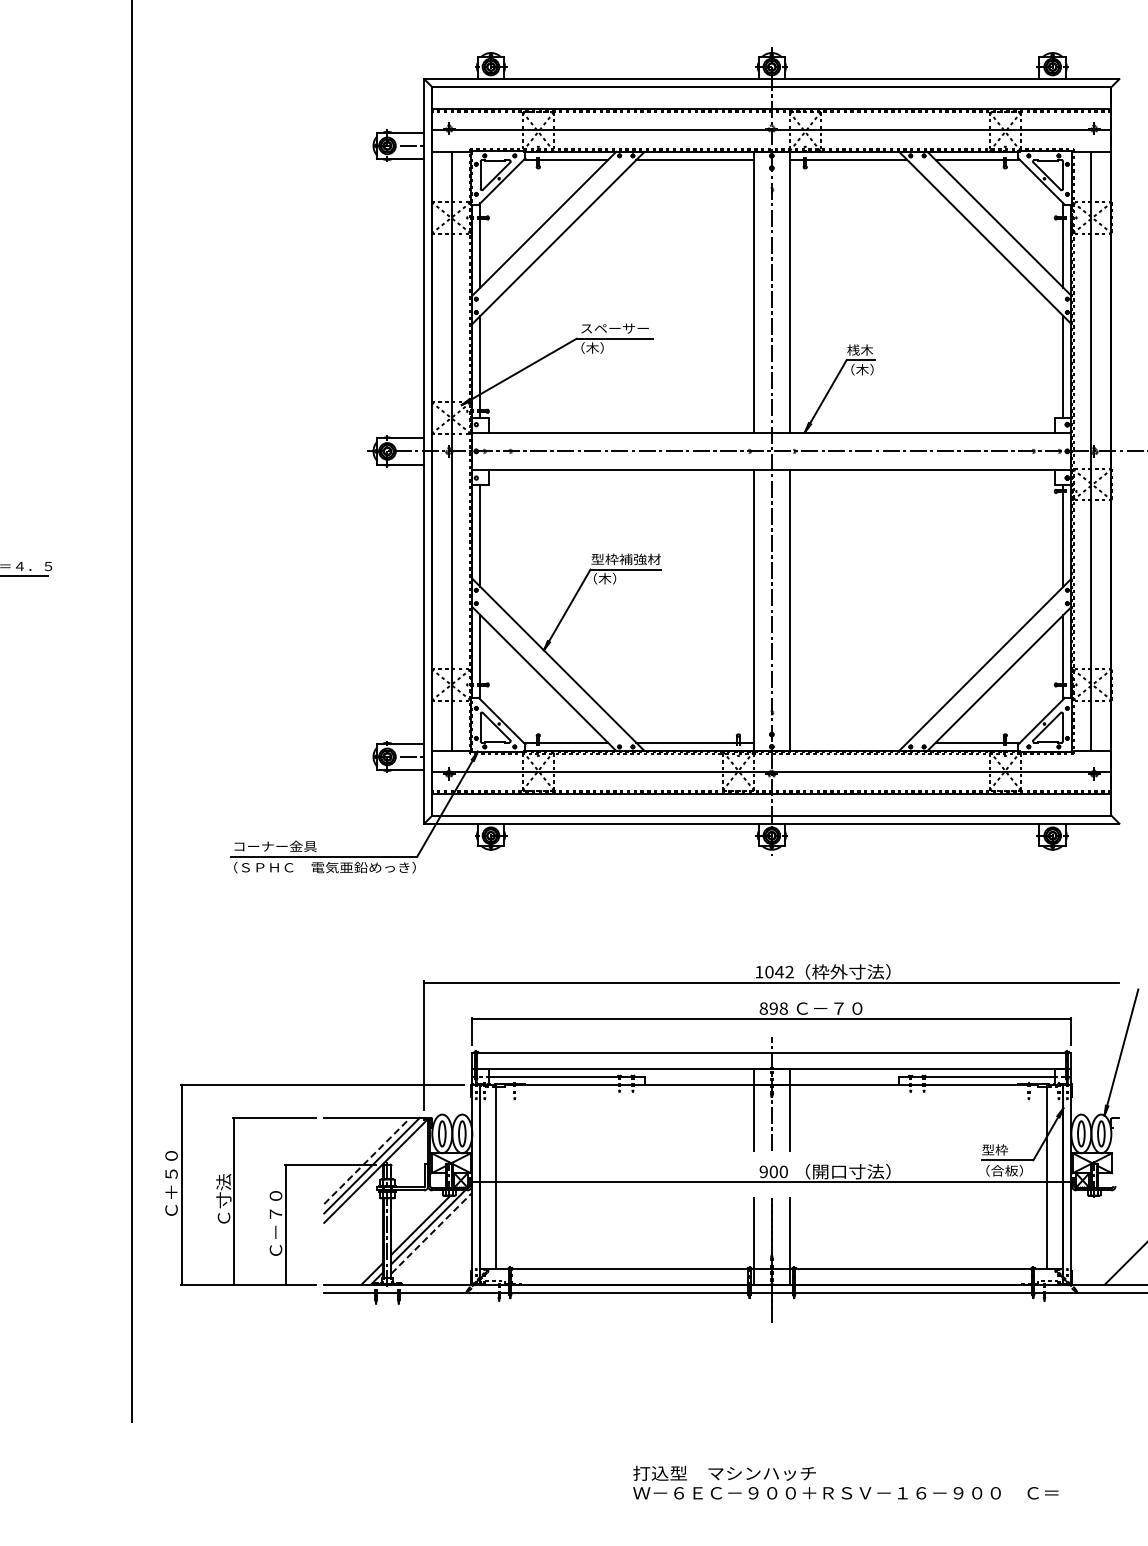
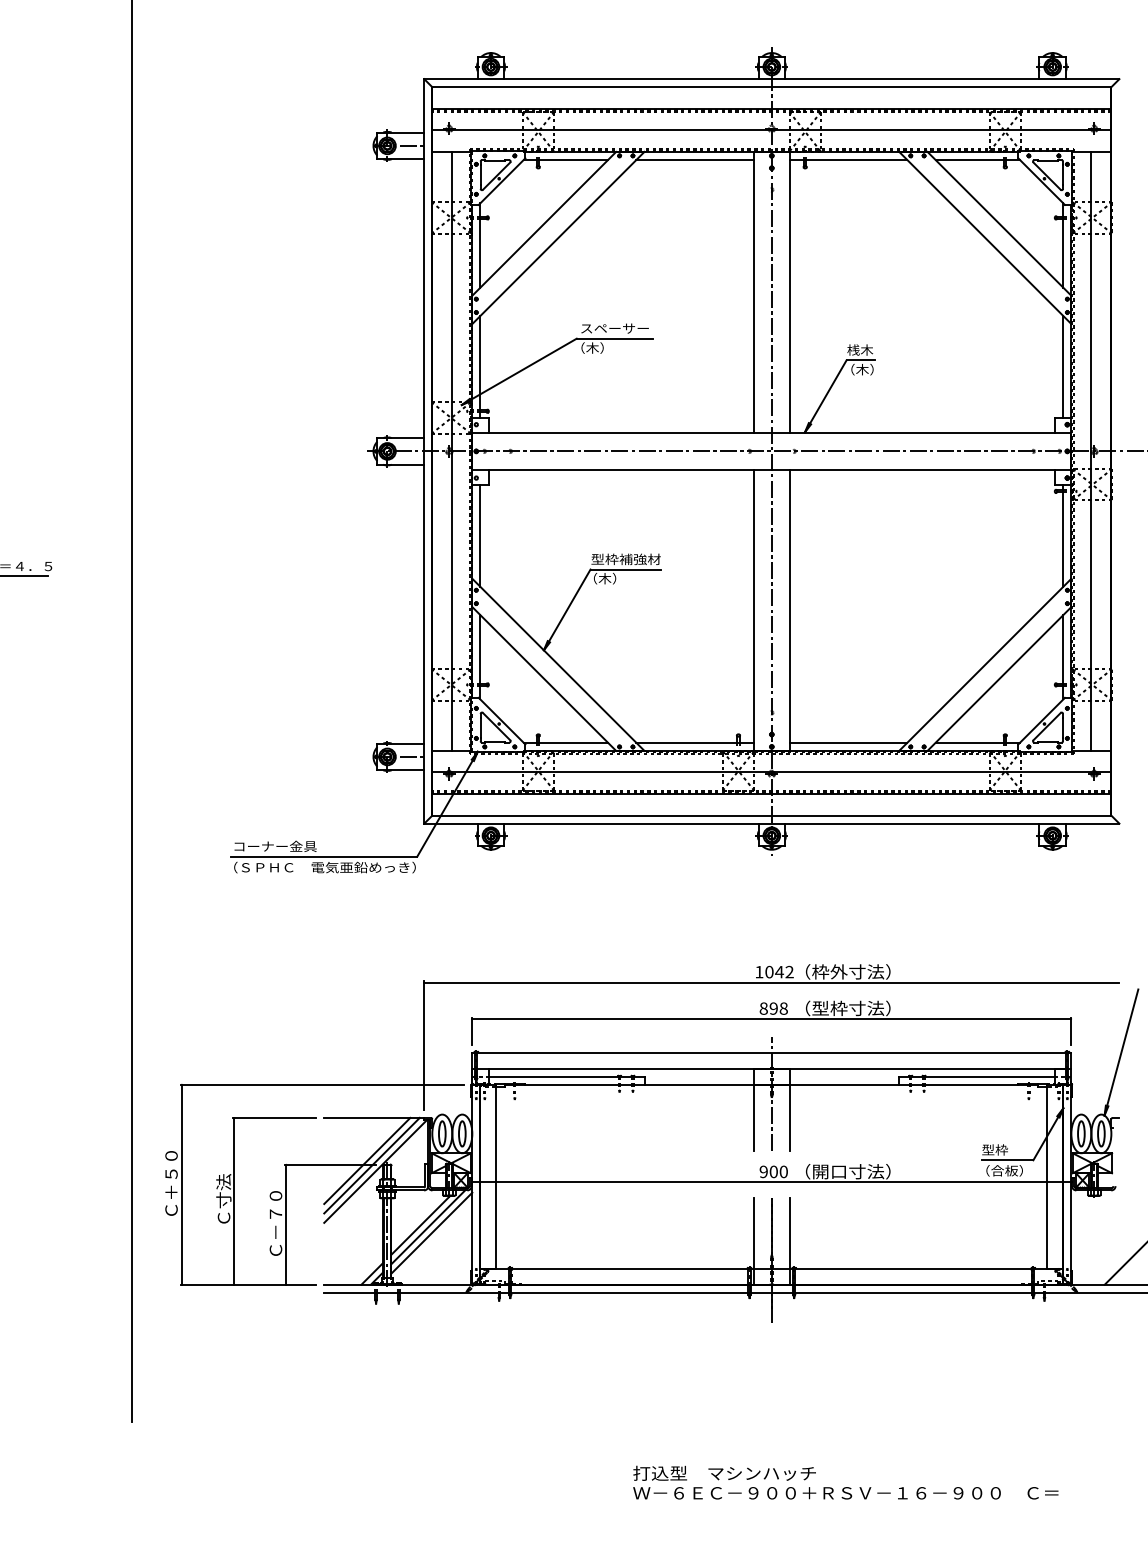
line: none -> present (848, 742)
text: Ｃ－７０ -> （型枠寸法） (843, 1008)
line: dashed -> solid (367, 1160)
line: dashed -> solid (432, 1232)
